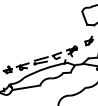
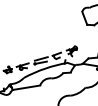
part: present -> none (88, 40)
